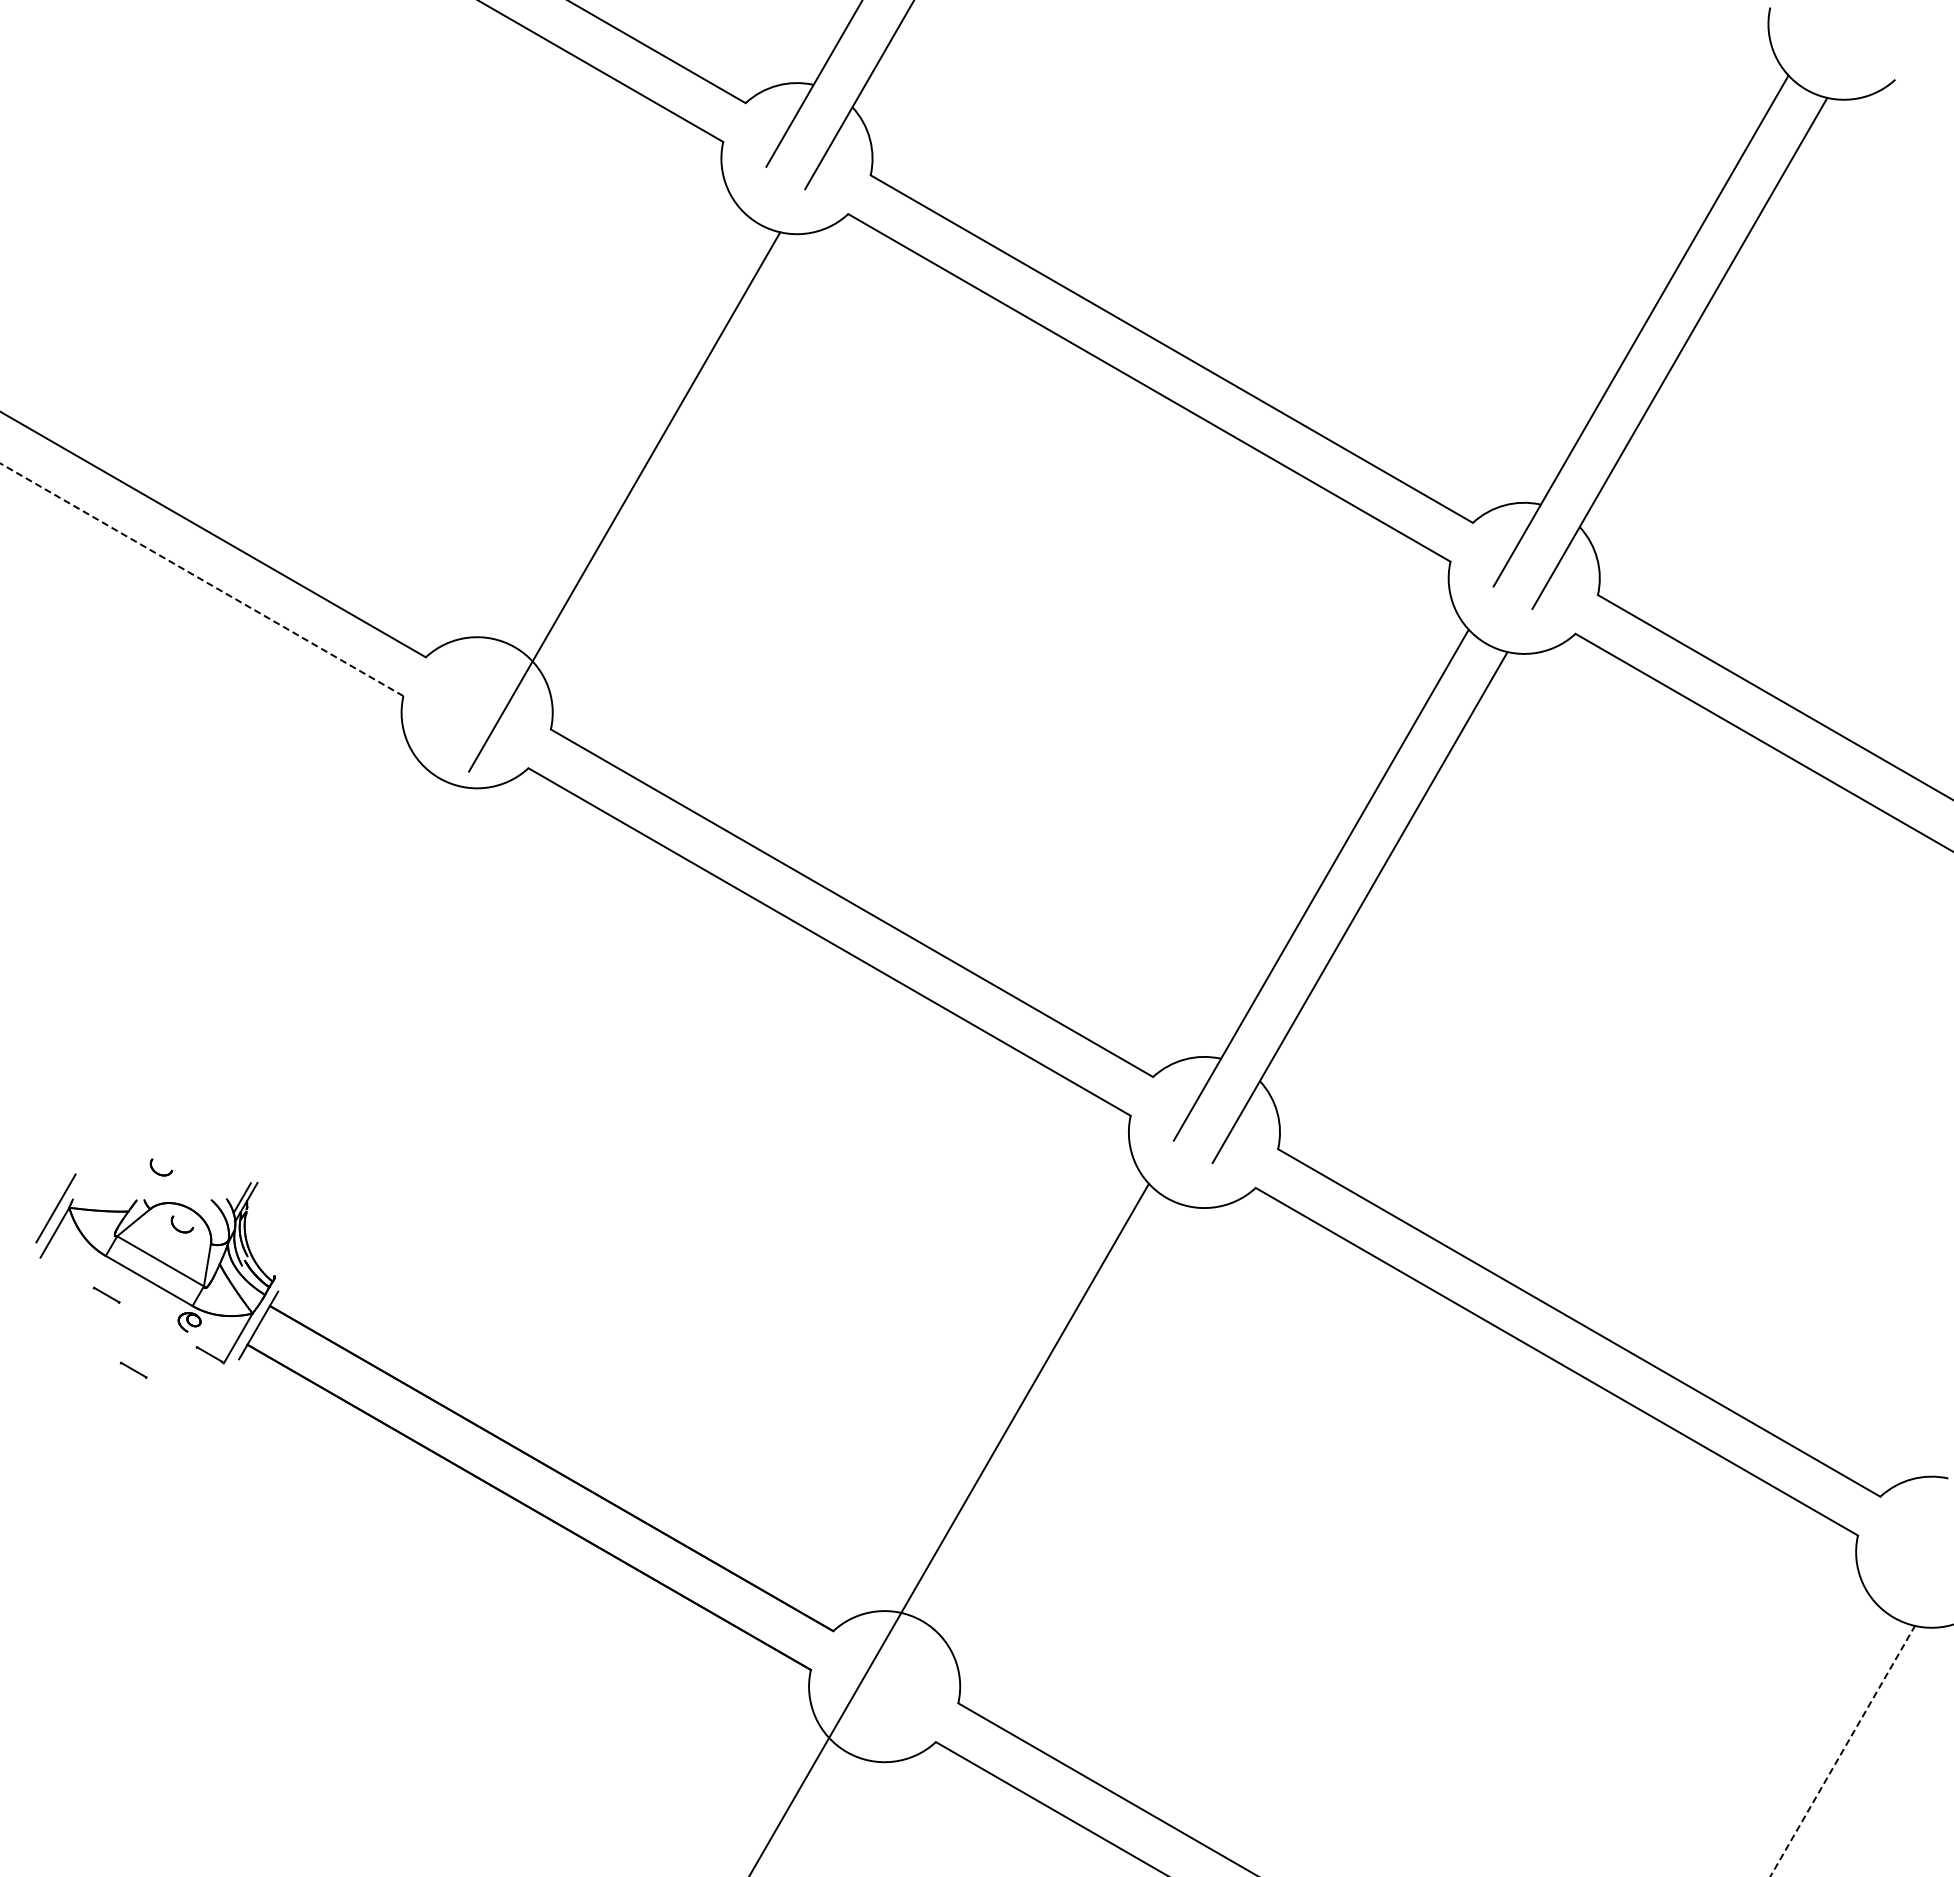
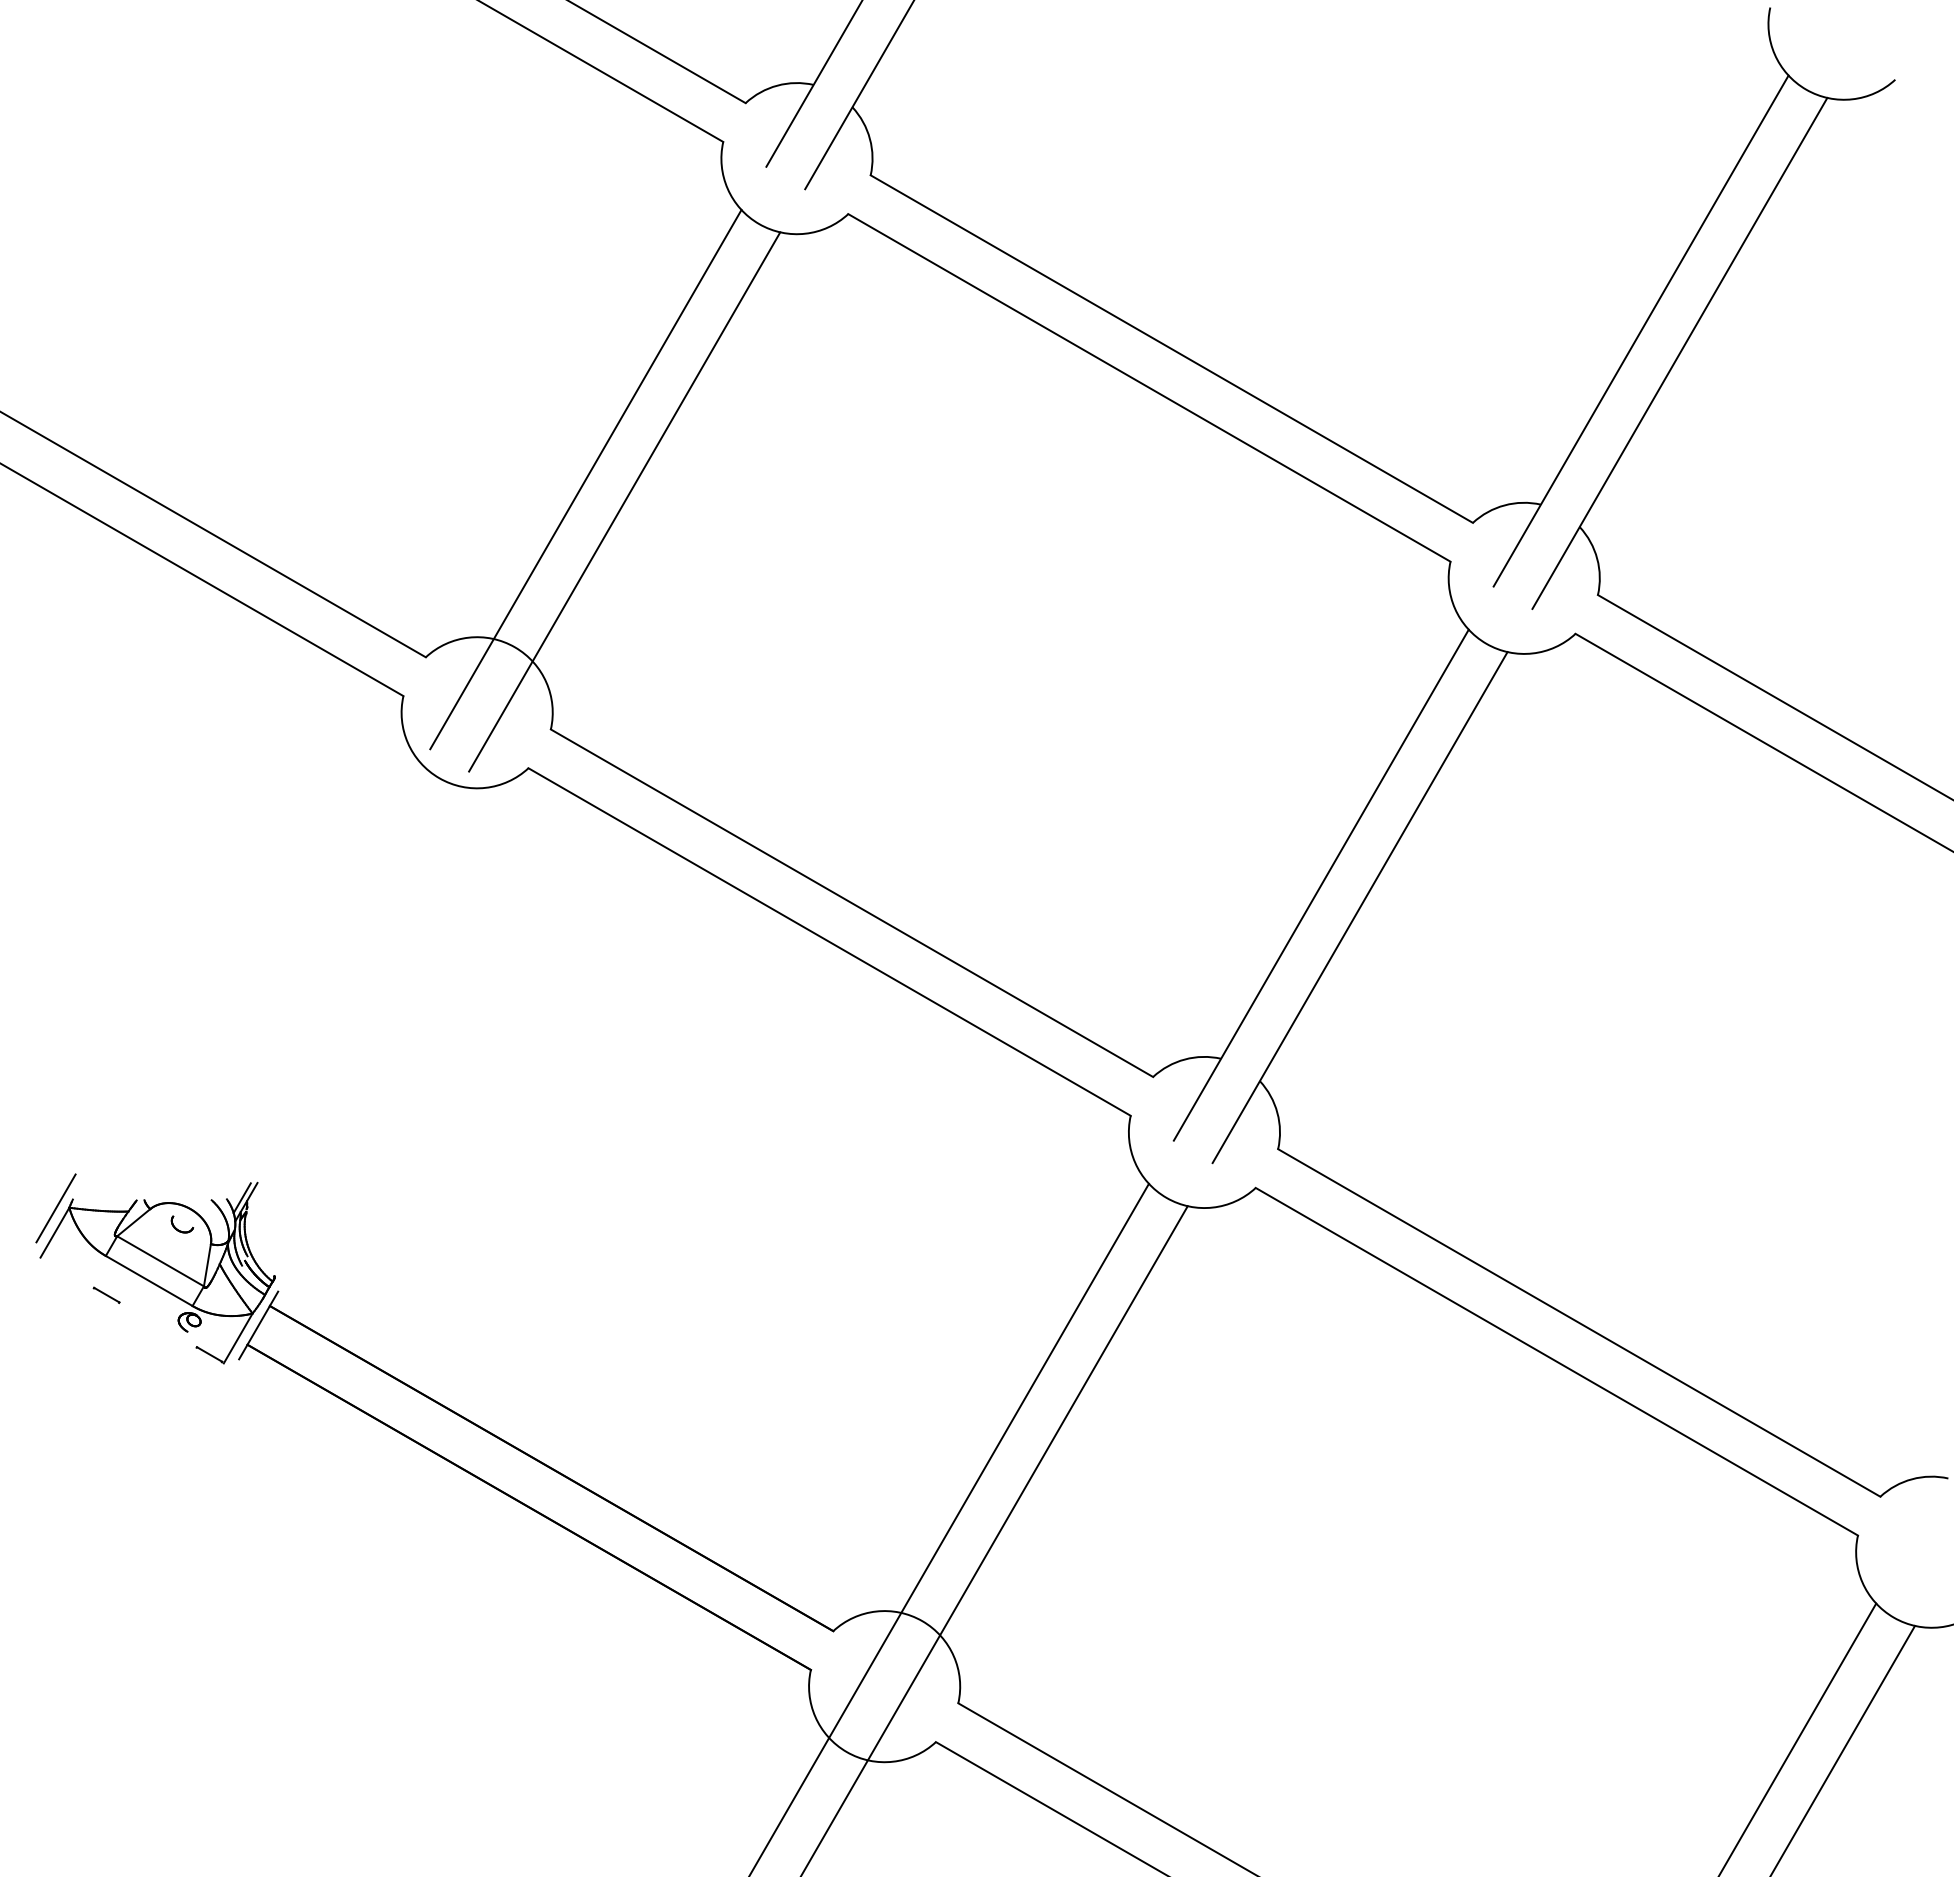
line: none -> present (585, 479)
line: dashed -> solid (201, 579)
part: present -> none (160, 1173)
line: present -> none (133, 1369)
line: none -> present (994, 1539)
line: none -> present (1798, 1738)
line: dashed -> solid (1842, 1751)
